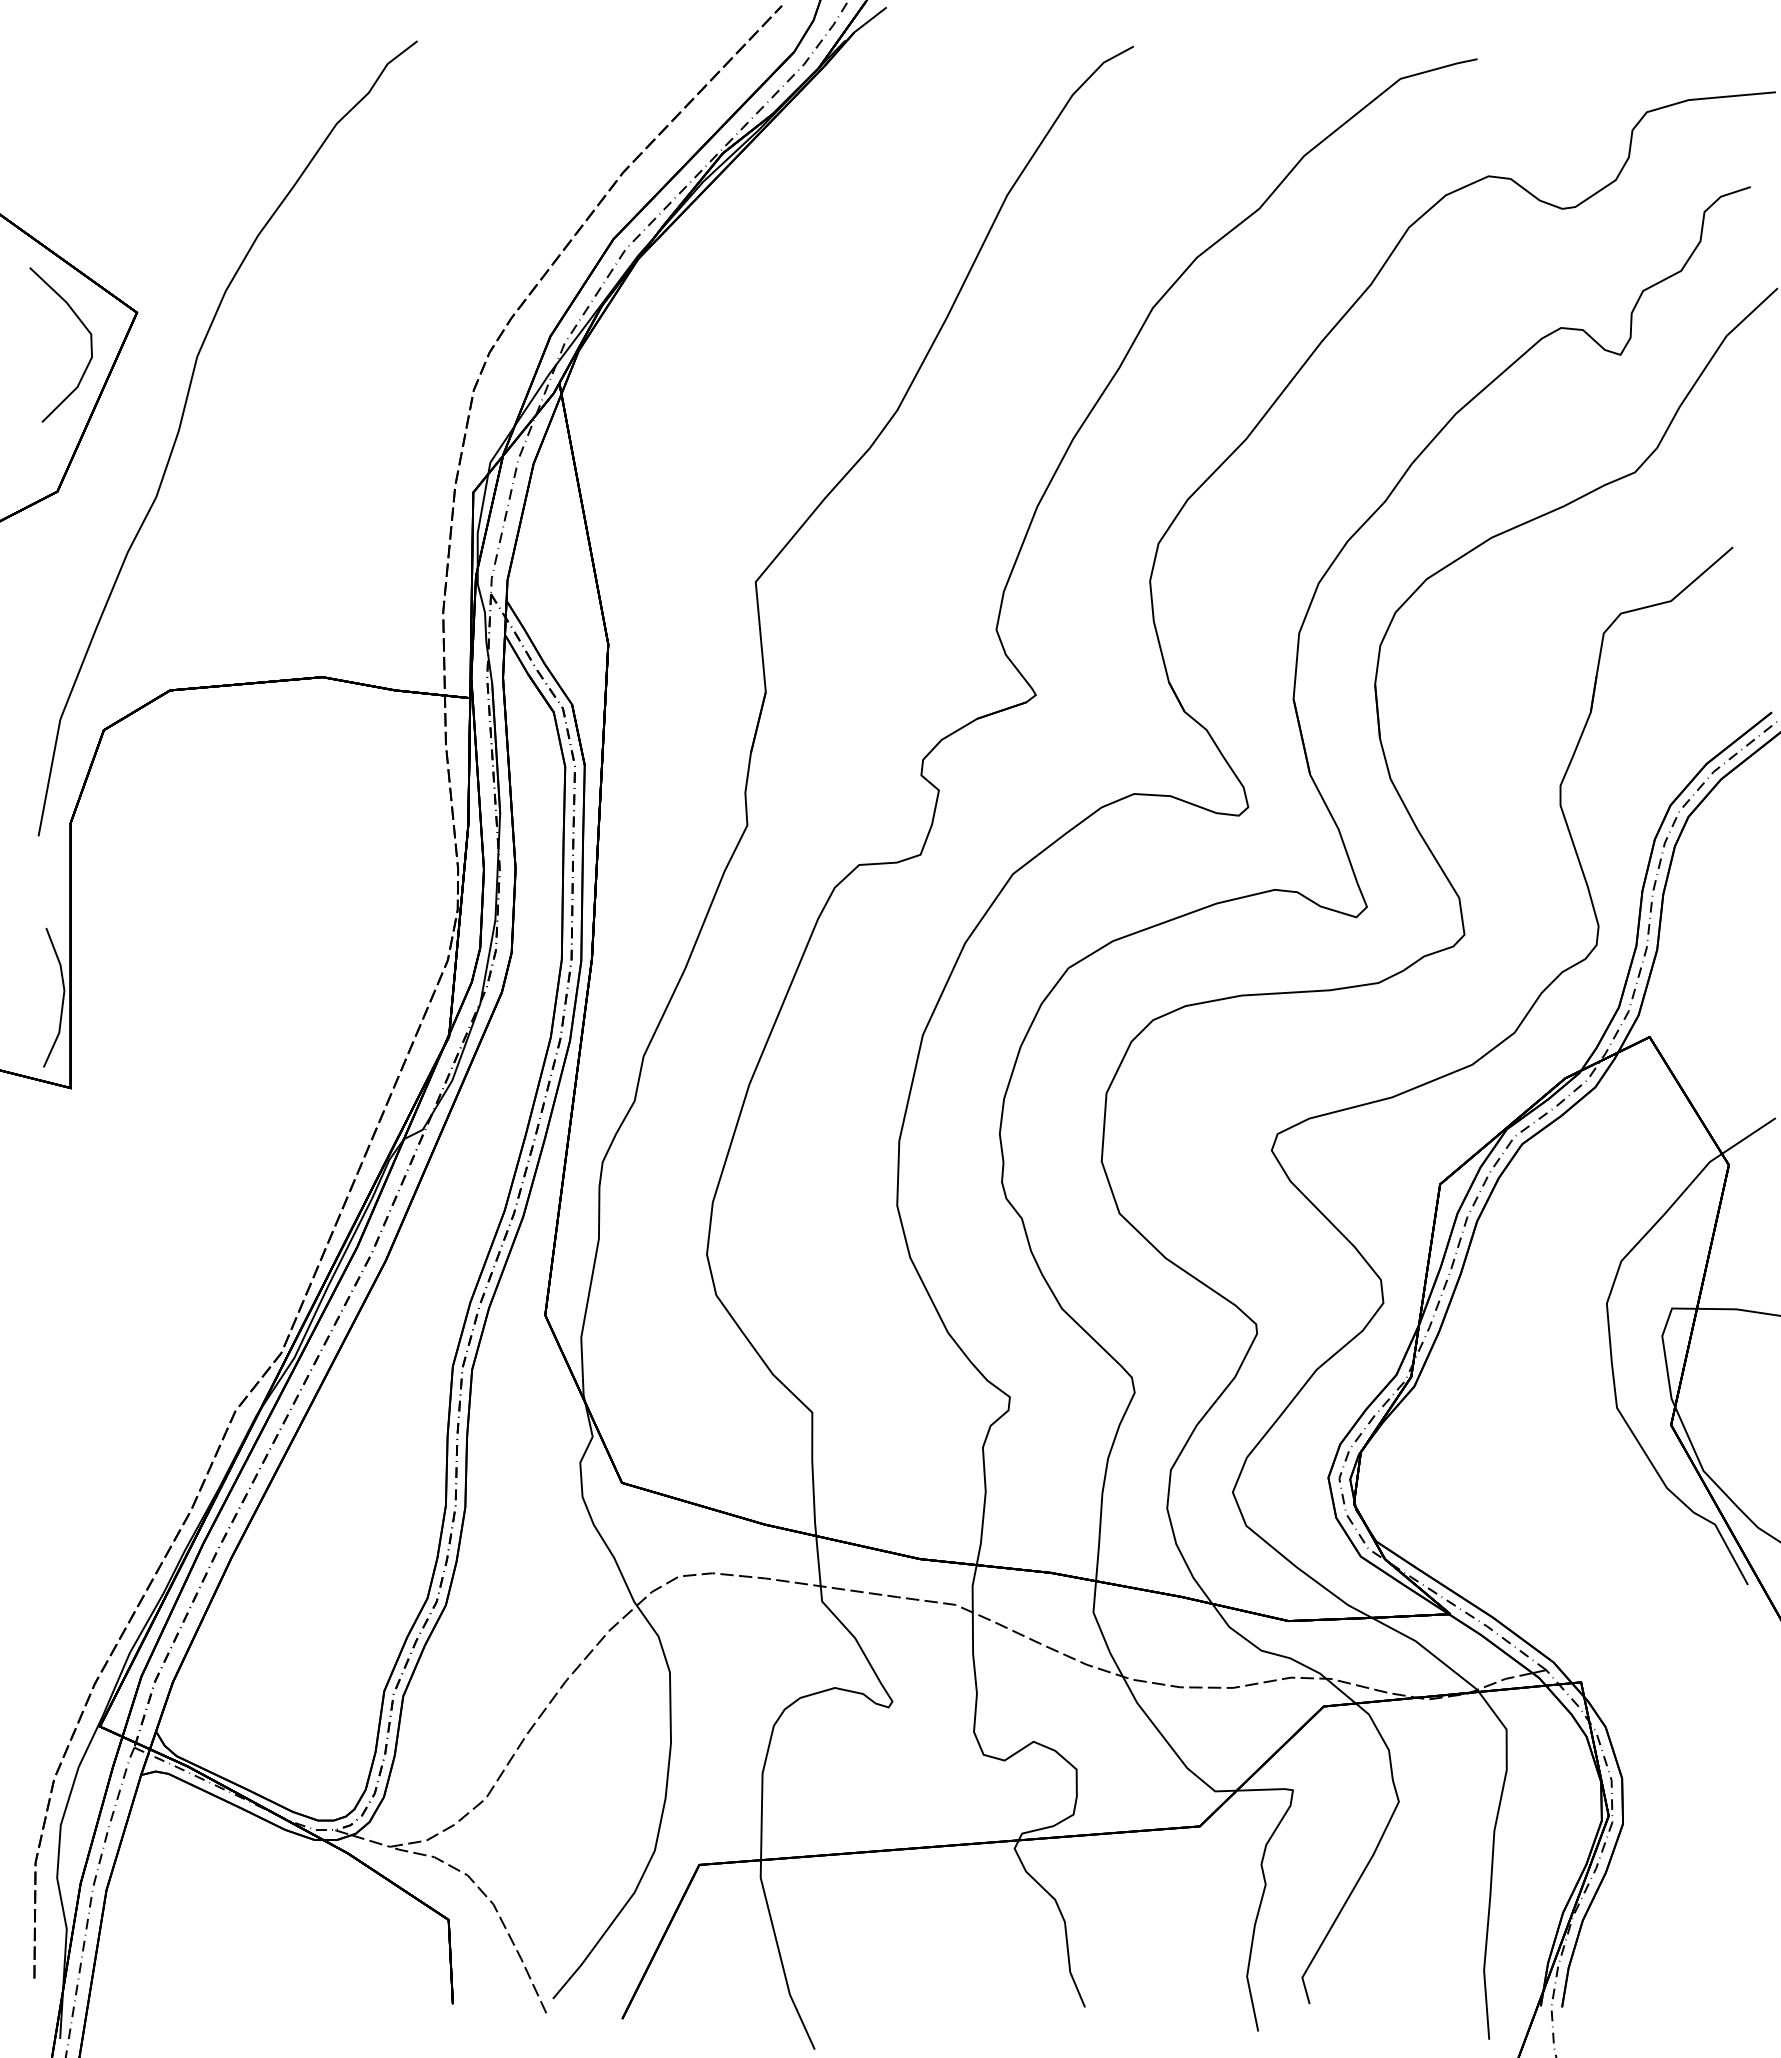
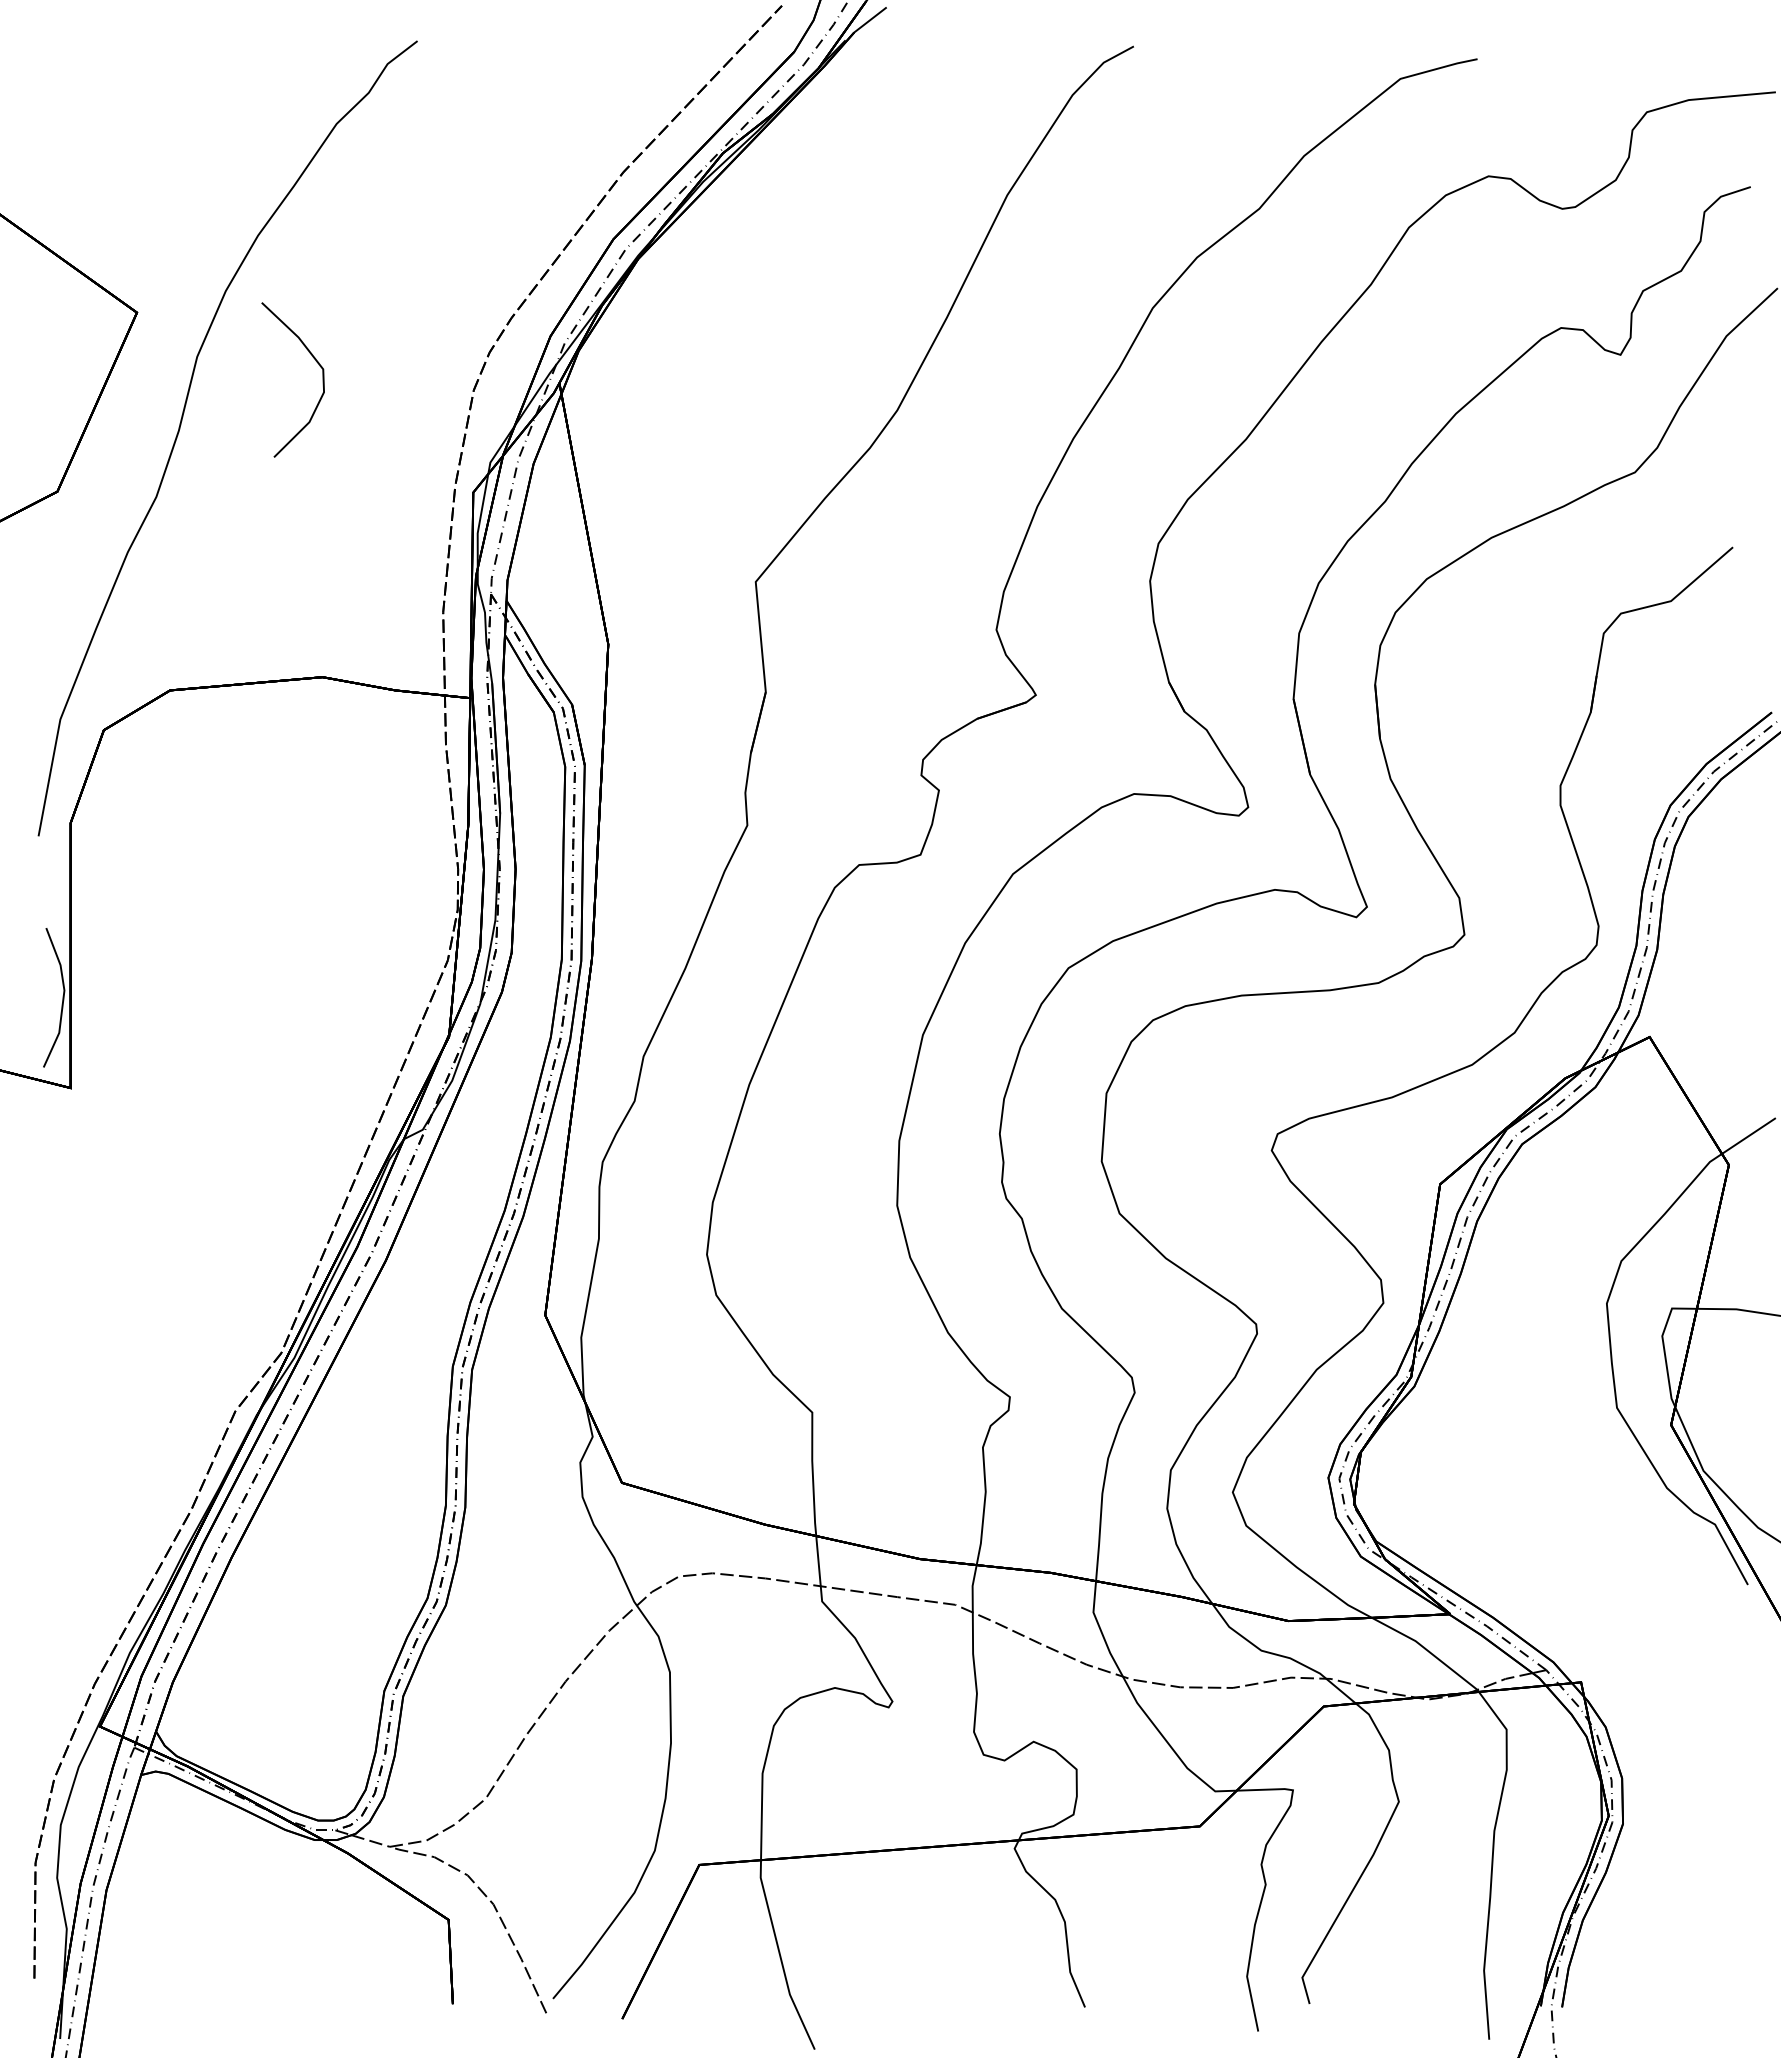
curve position: (84, 327) -> (316, 362) (316, 362)
